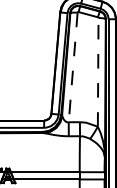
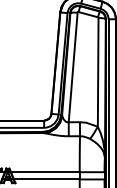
line: dashed -> solid (73, 67)
line: dashed -> solid (98, 71)
